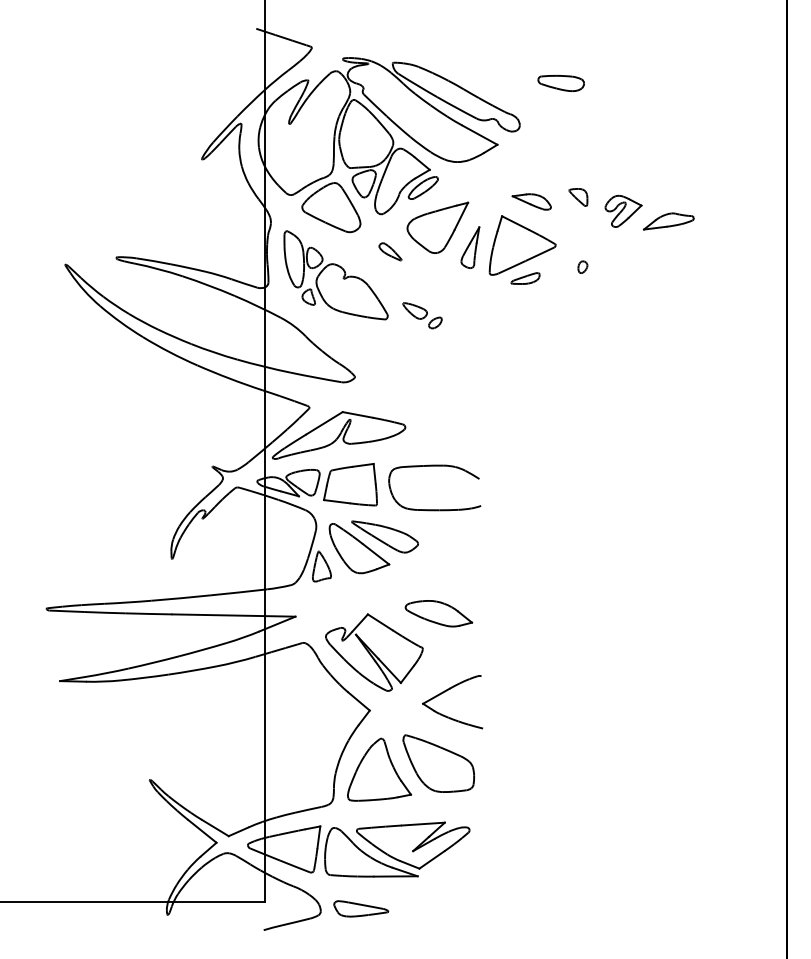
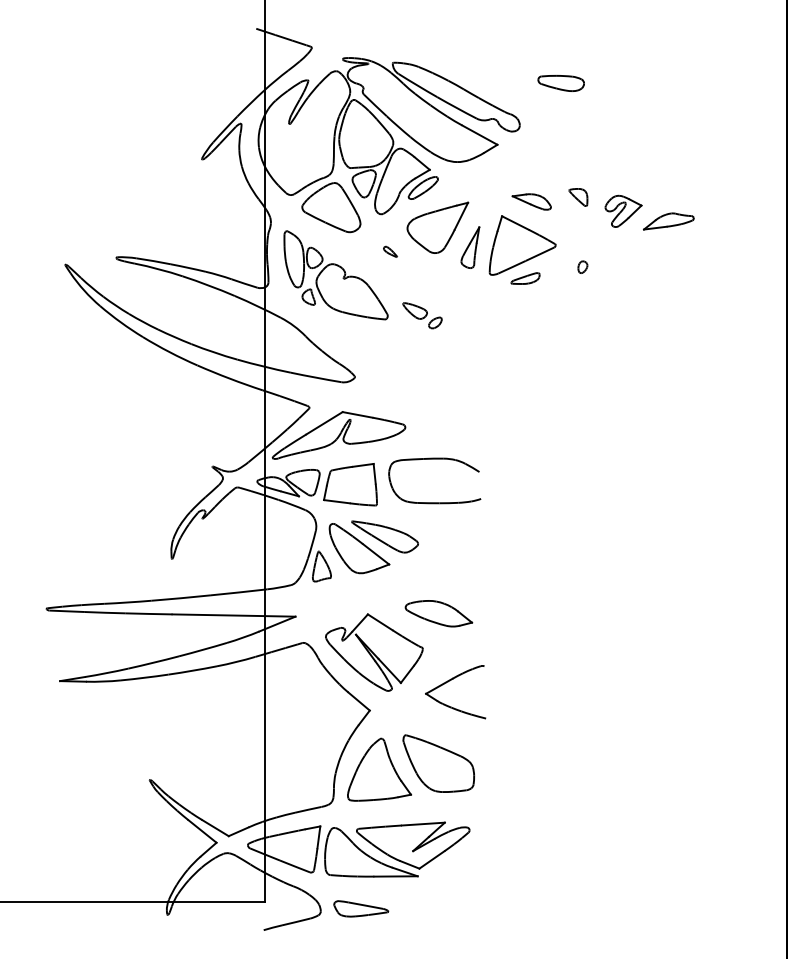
part size: 25x20 px -> 15x13 px (390, 251)
part position: (434, 466) -> (434, 459) (434, 459)
part position: (445, 692) -> (448, 682) (448, 682)
